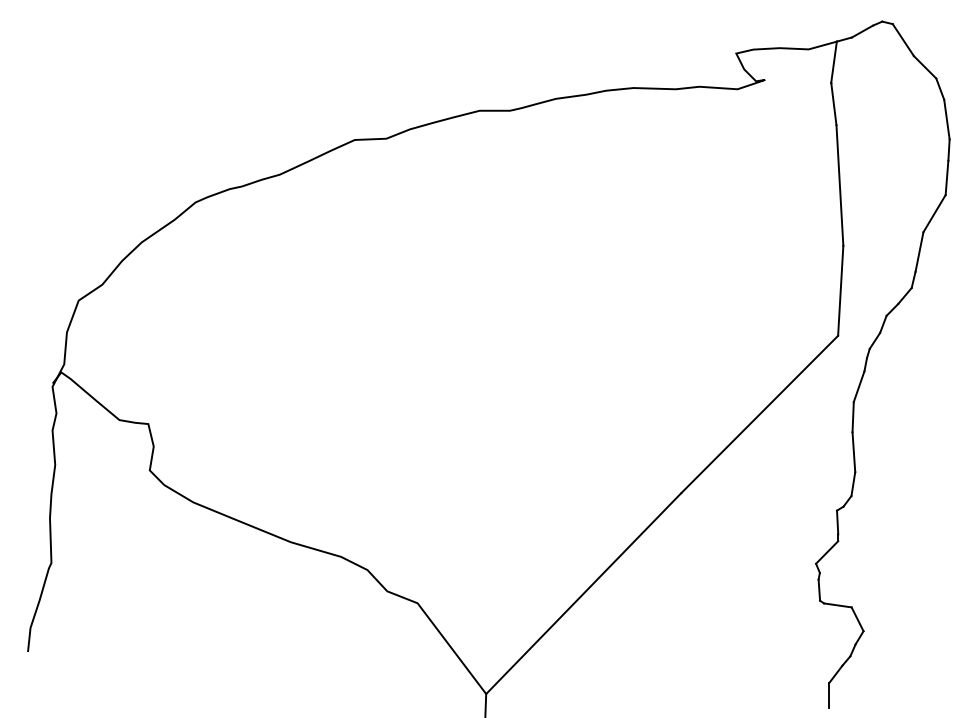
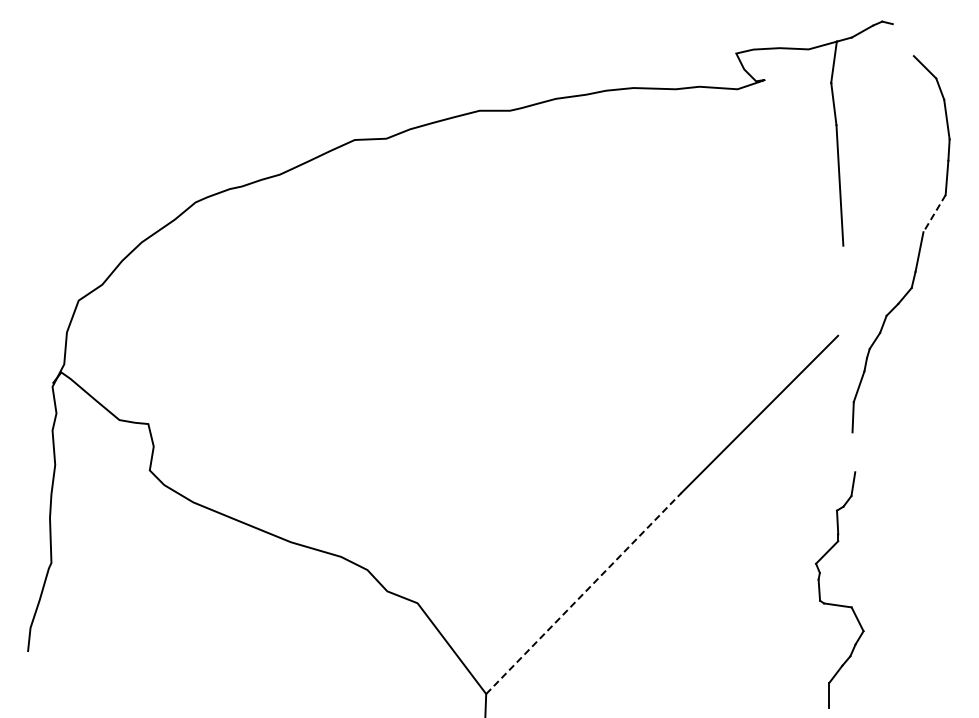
line: present -> none (902, 40)
line: solid -> dashed (934, 213)
line: present -> none (840, 290)
line: present -> none (853, 452)
line: solid -> dashed (584, 593)
